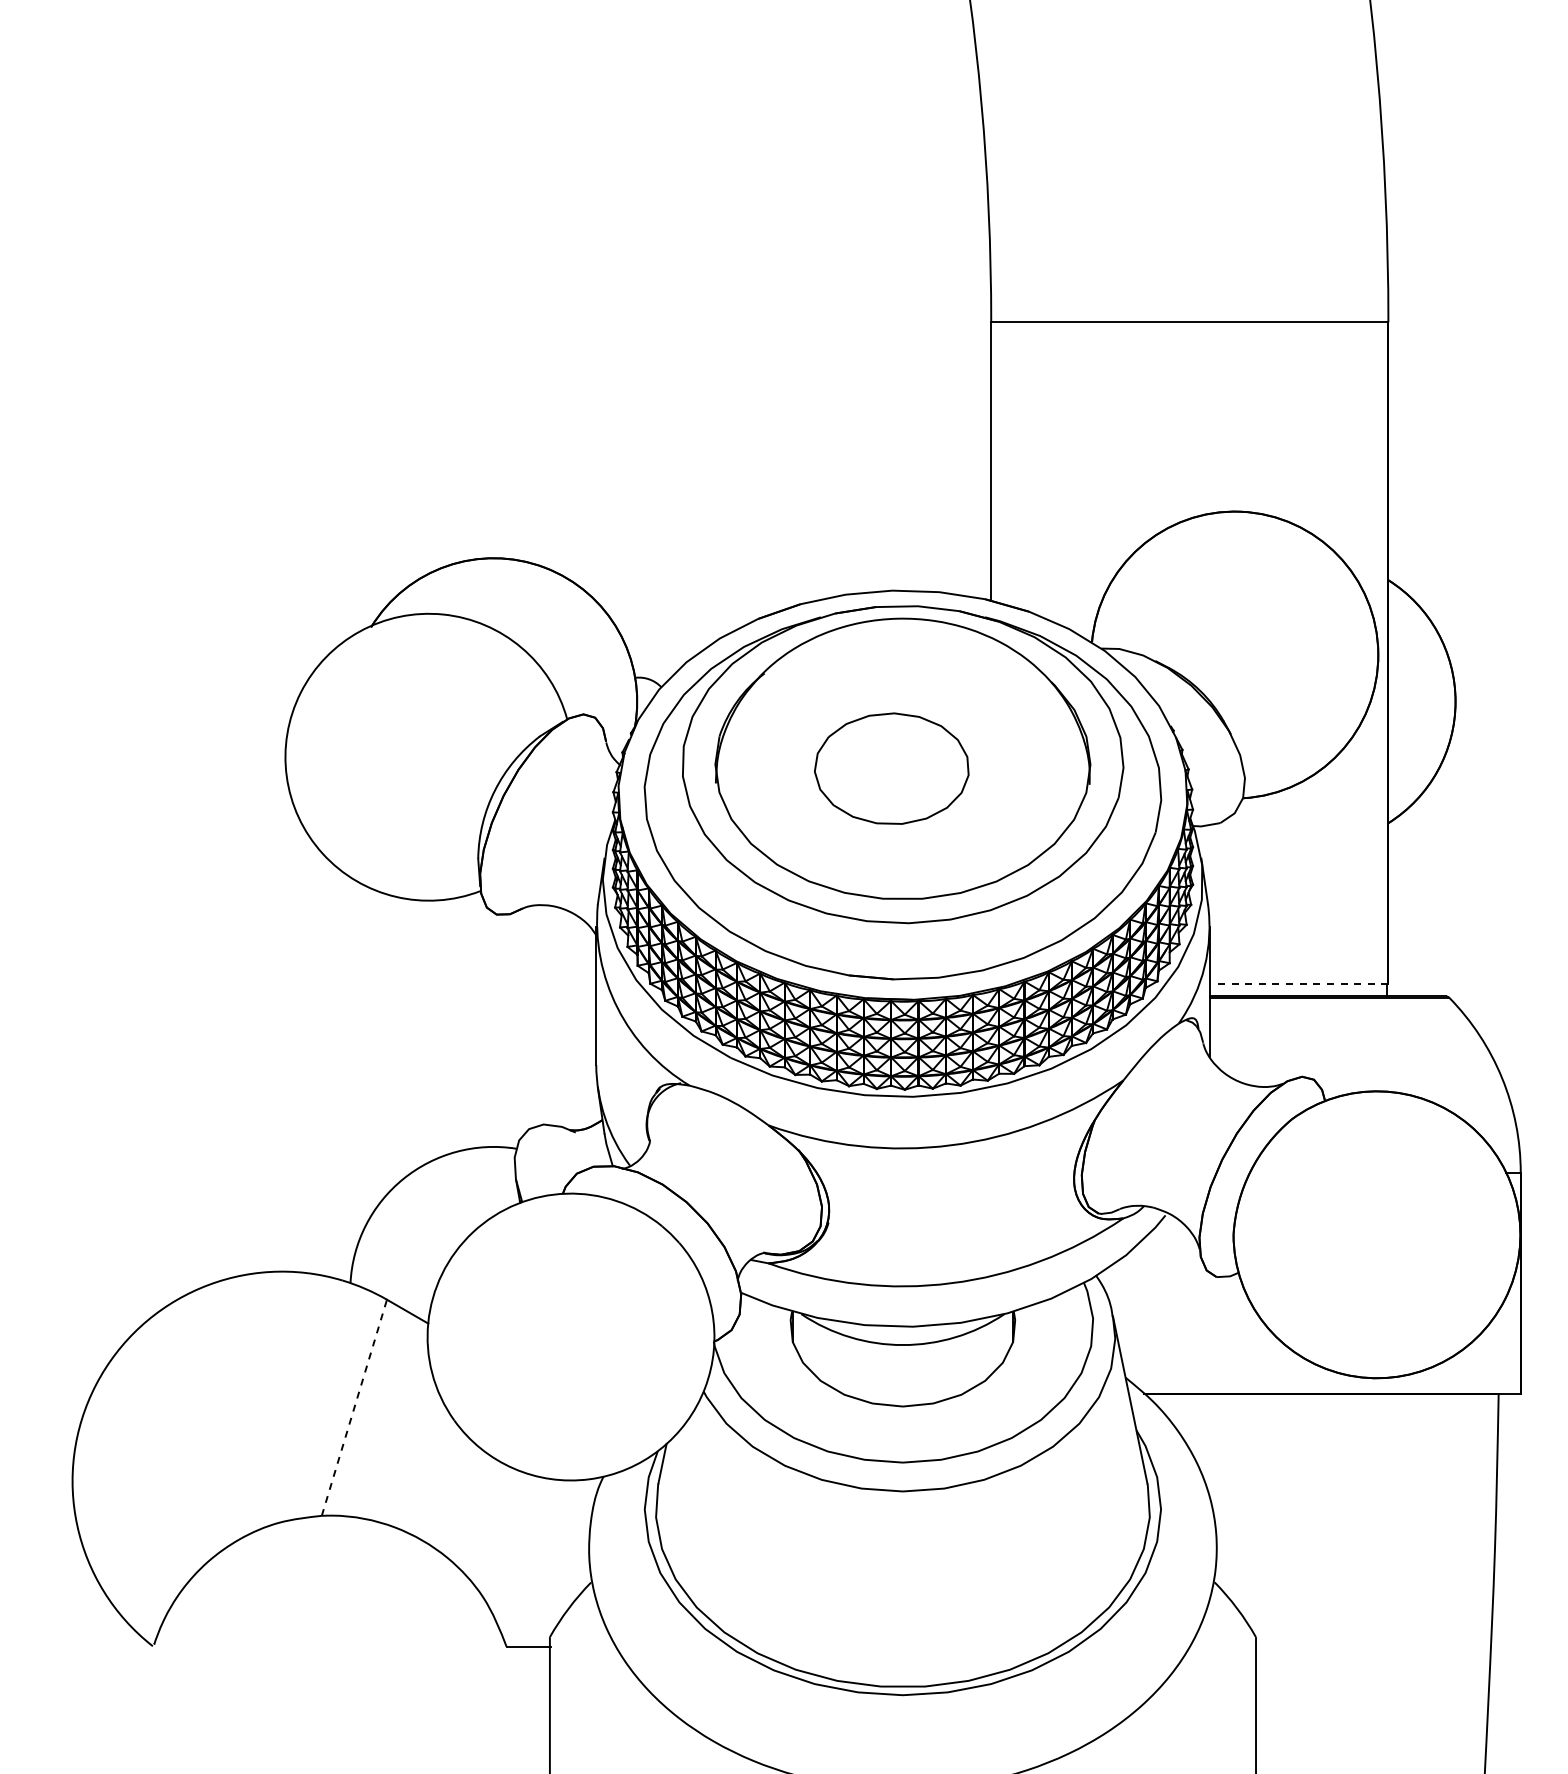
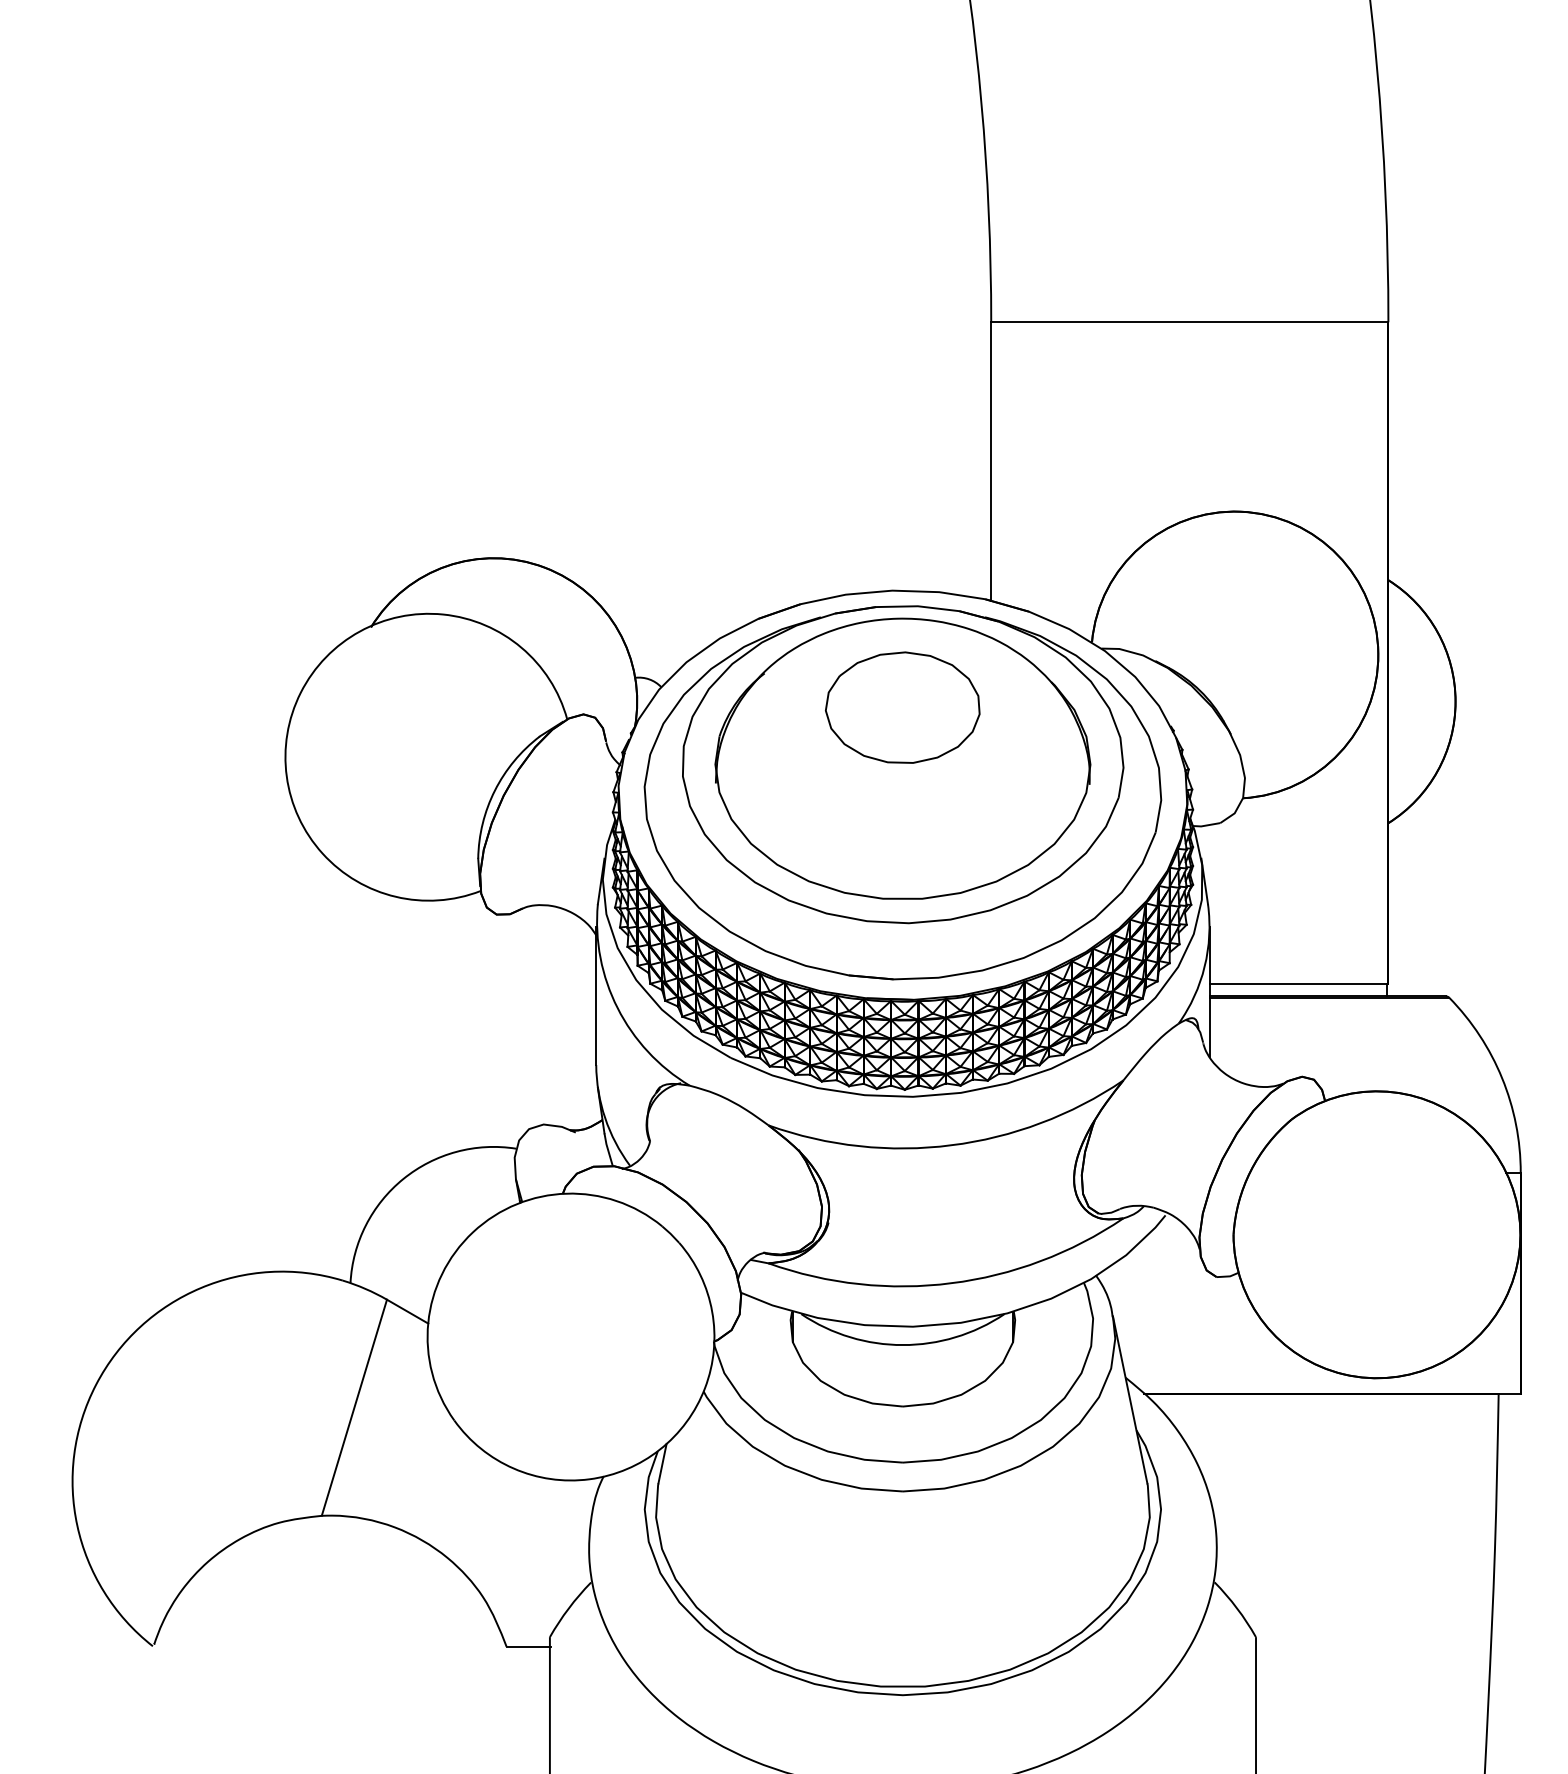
part position: (891, 768) -> (902, 707) (902, 707)
line: dashed -> solid (1298, 984)
line: dashed -> solid (354, 1407)
